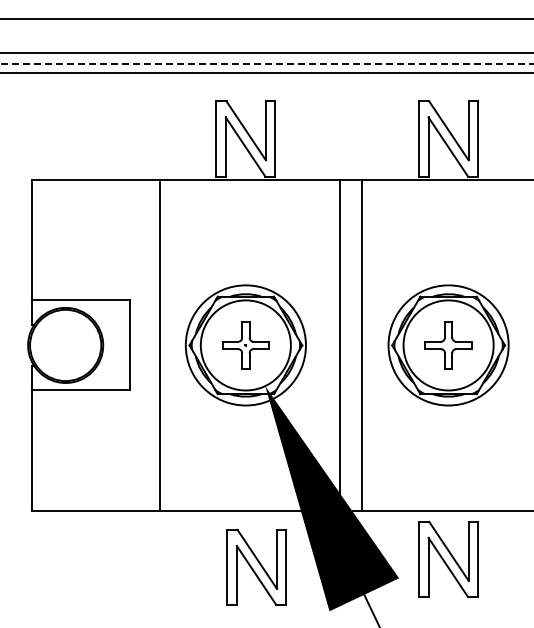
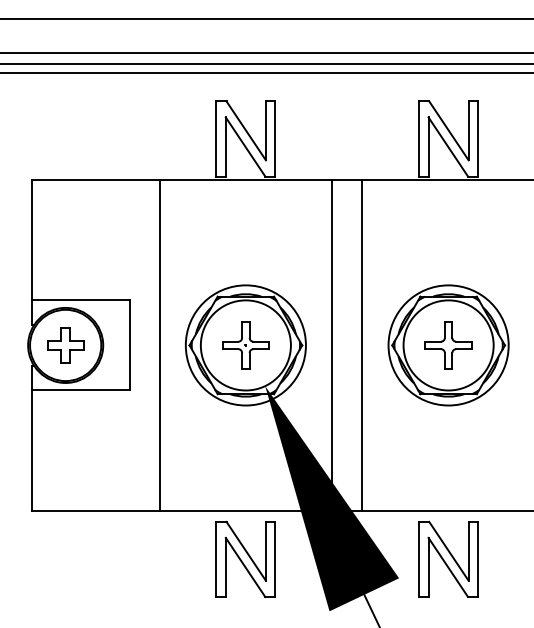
line: dashed -> solid (267, 63)
part: none -> present (65, 345)
line position: (340, 345) -> (332, 345) (332, 345)
part position: (256, 566) -> (245, 558) (245, 558)
